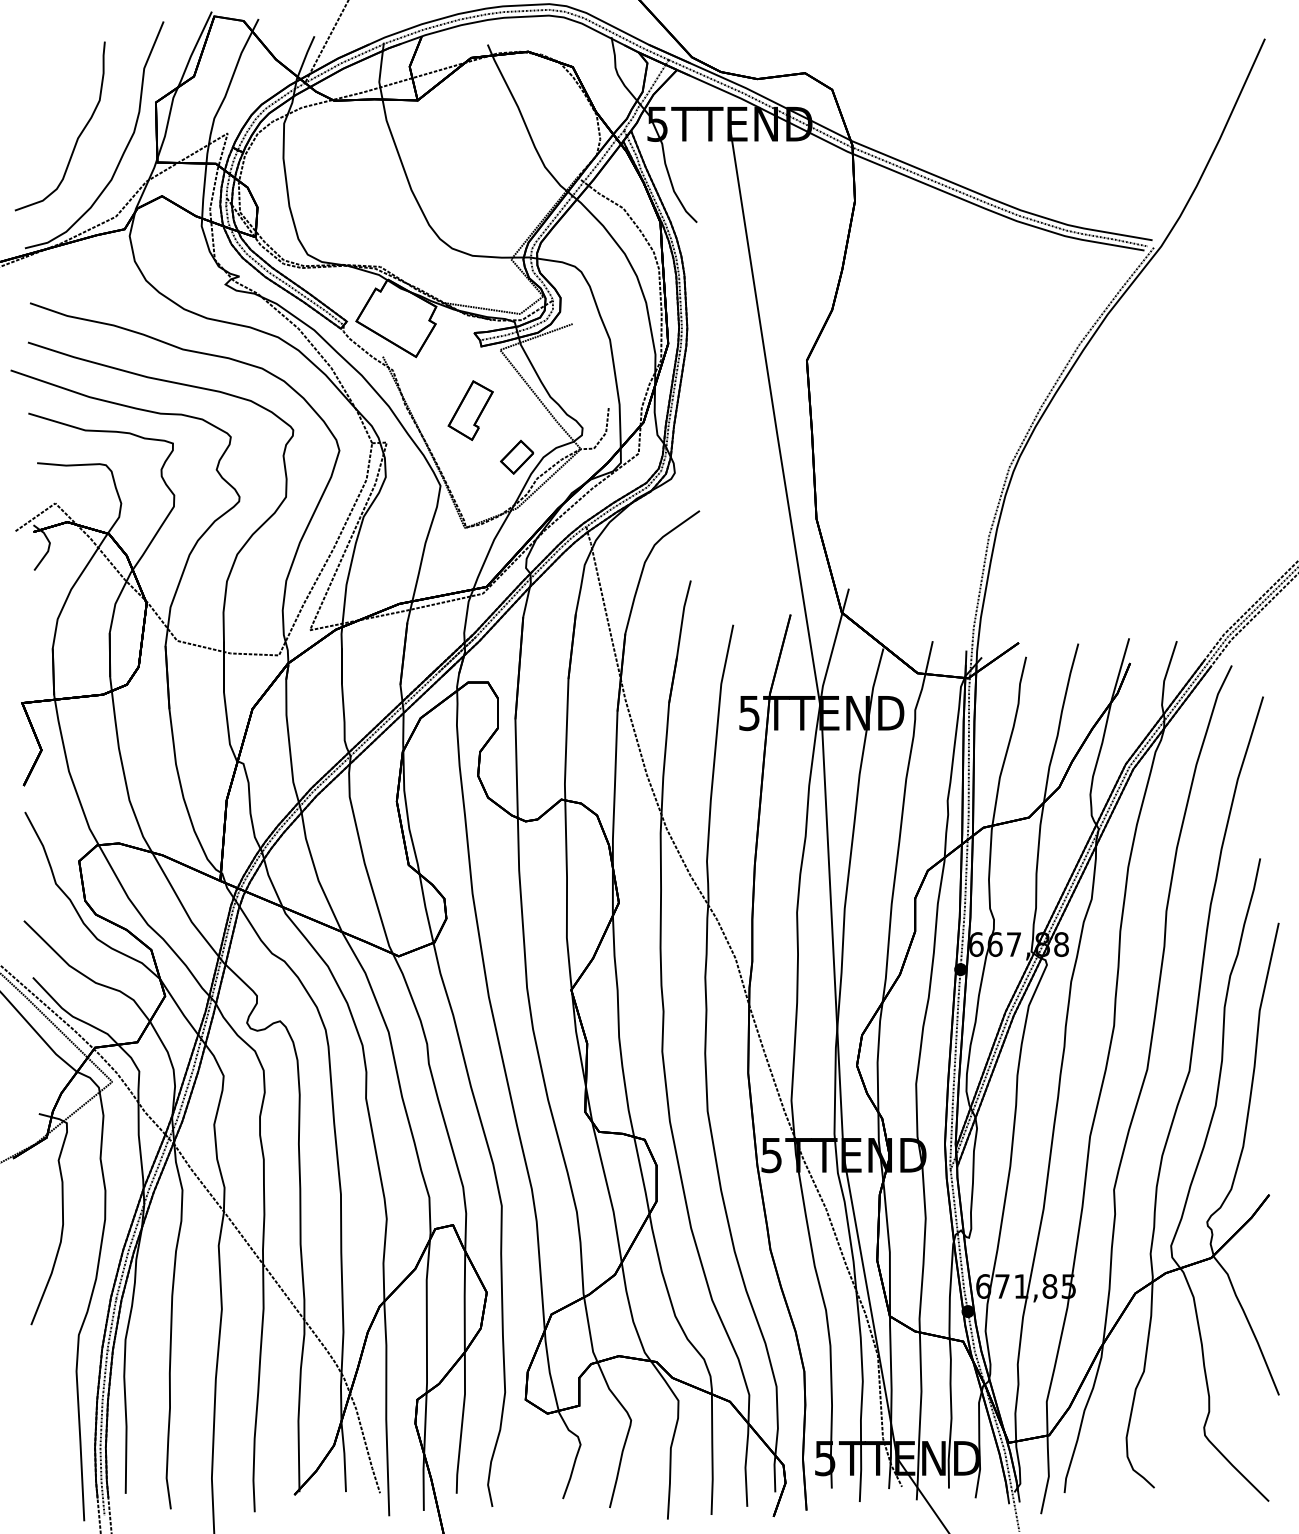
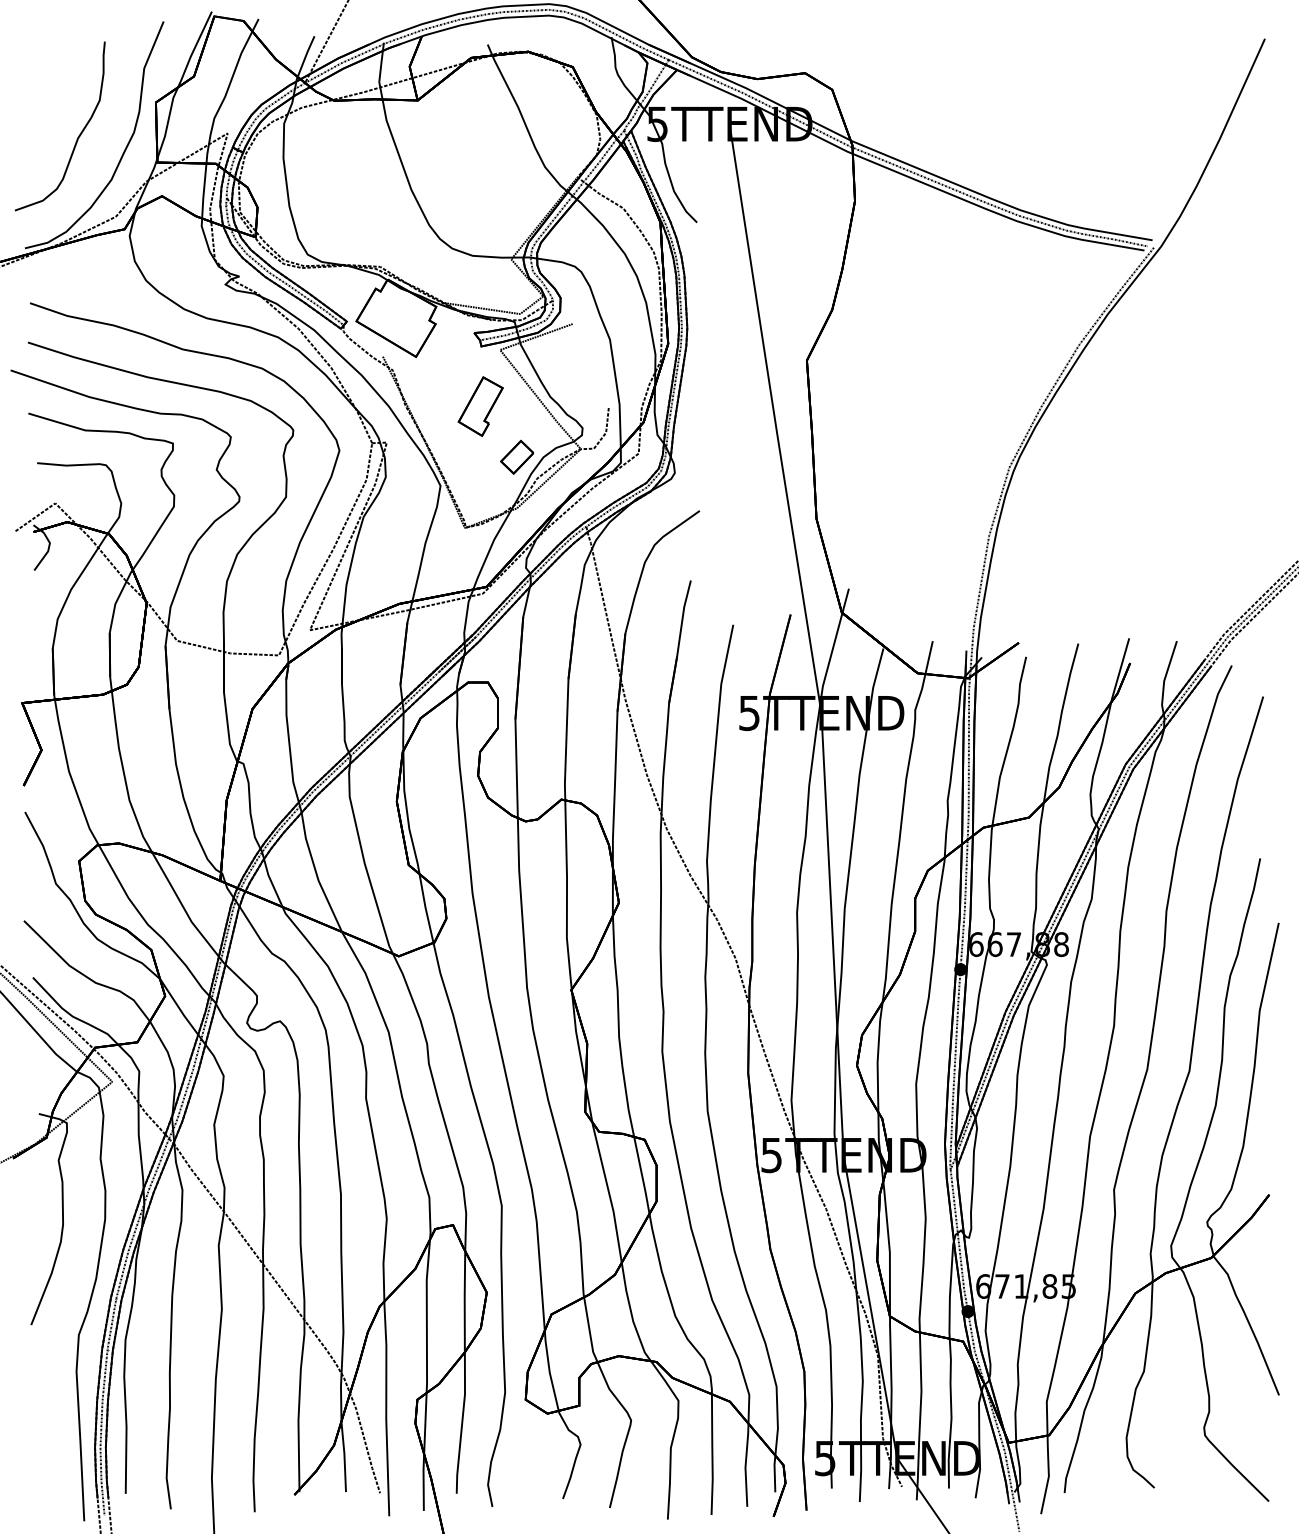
part position: (470, 410) -> (480, 406) (480, 406)
